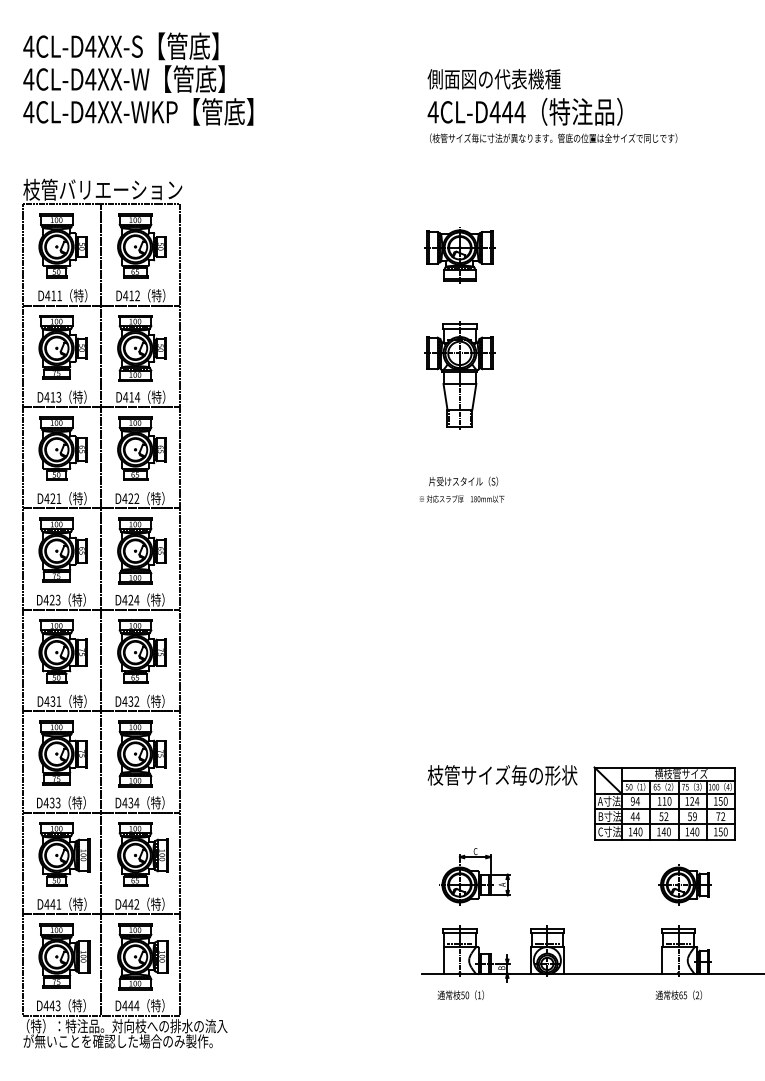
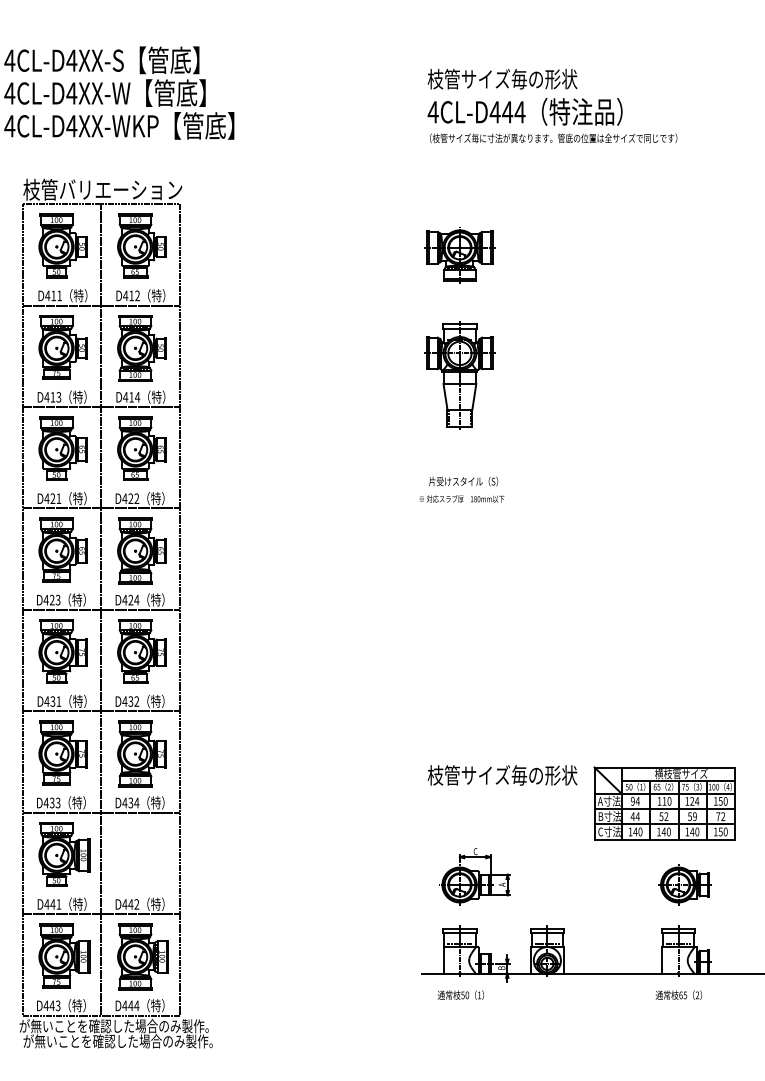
text position: (138, 78) -> (119, 92) (119, 92)
text: 側面図の代表機種 -> 枝管サイズ毎の形状 (502, 79)
part: present -> none (142, 854)
text: （特）：特注品。対向枝への排水の流入 -> が無いことを確認した場合のみ製作。 (123, 1026)
